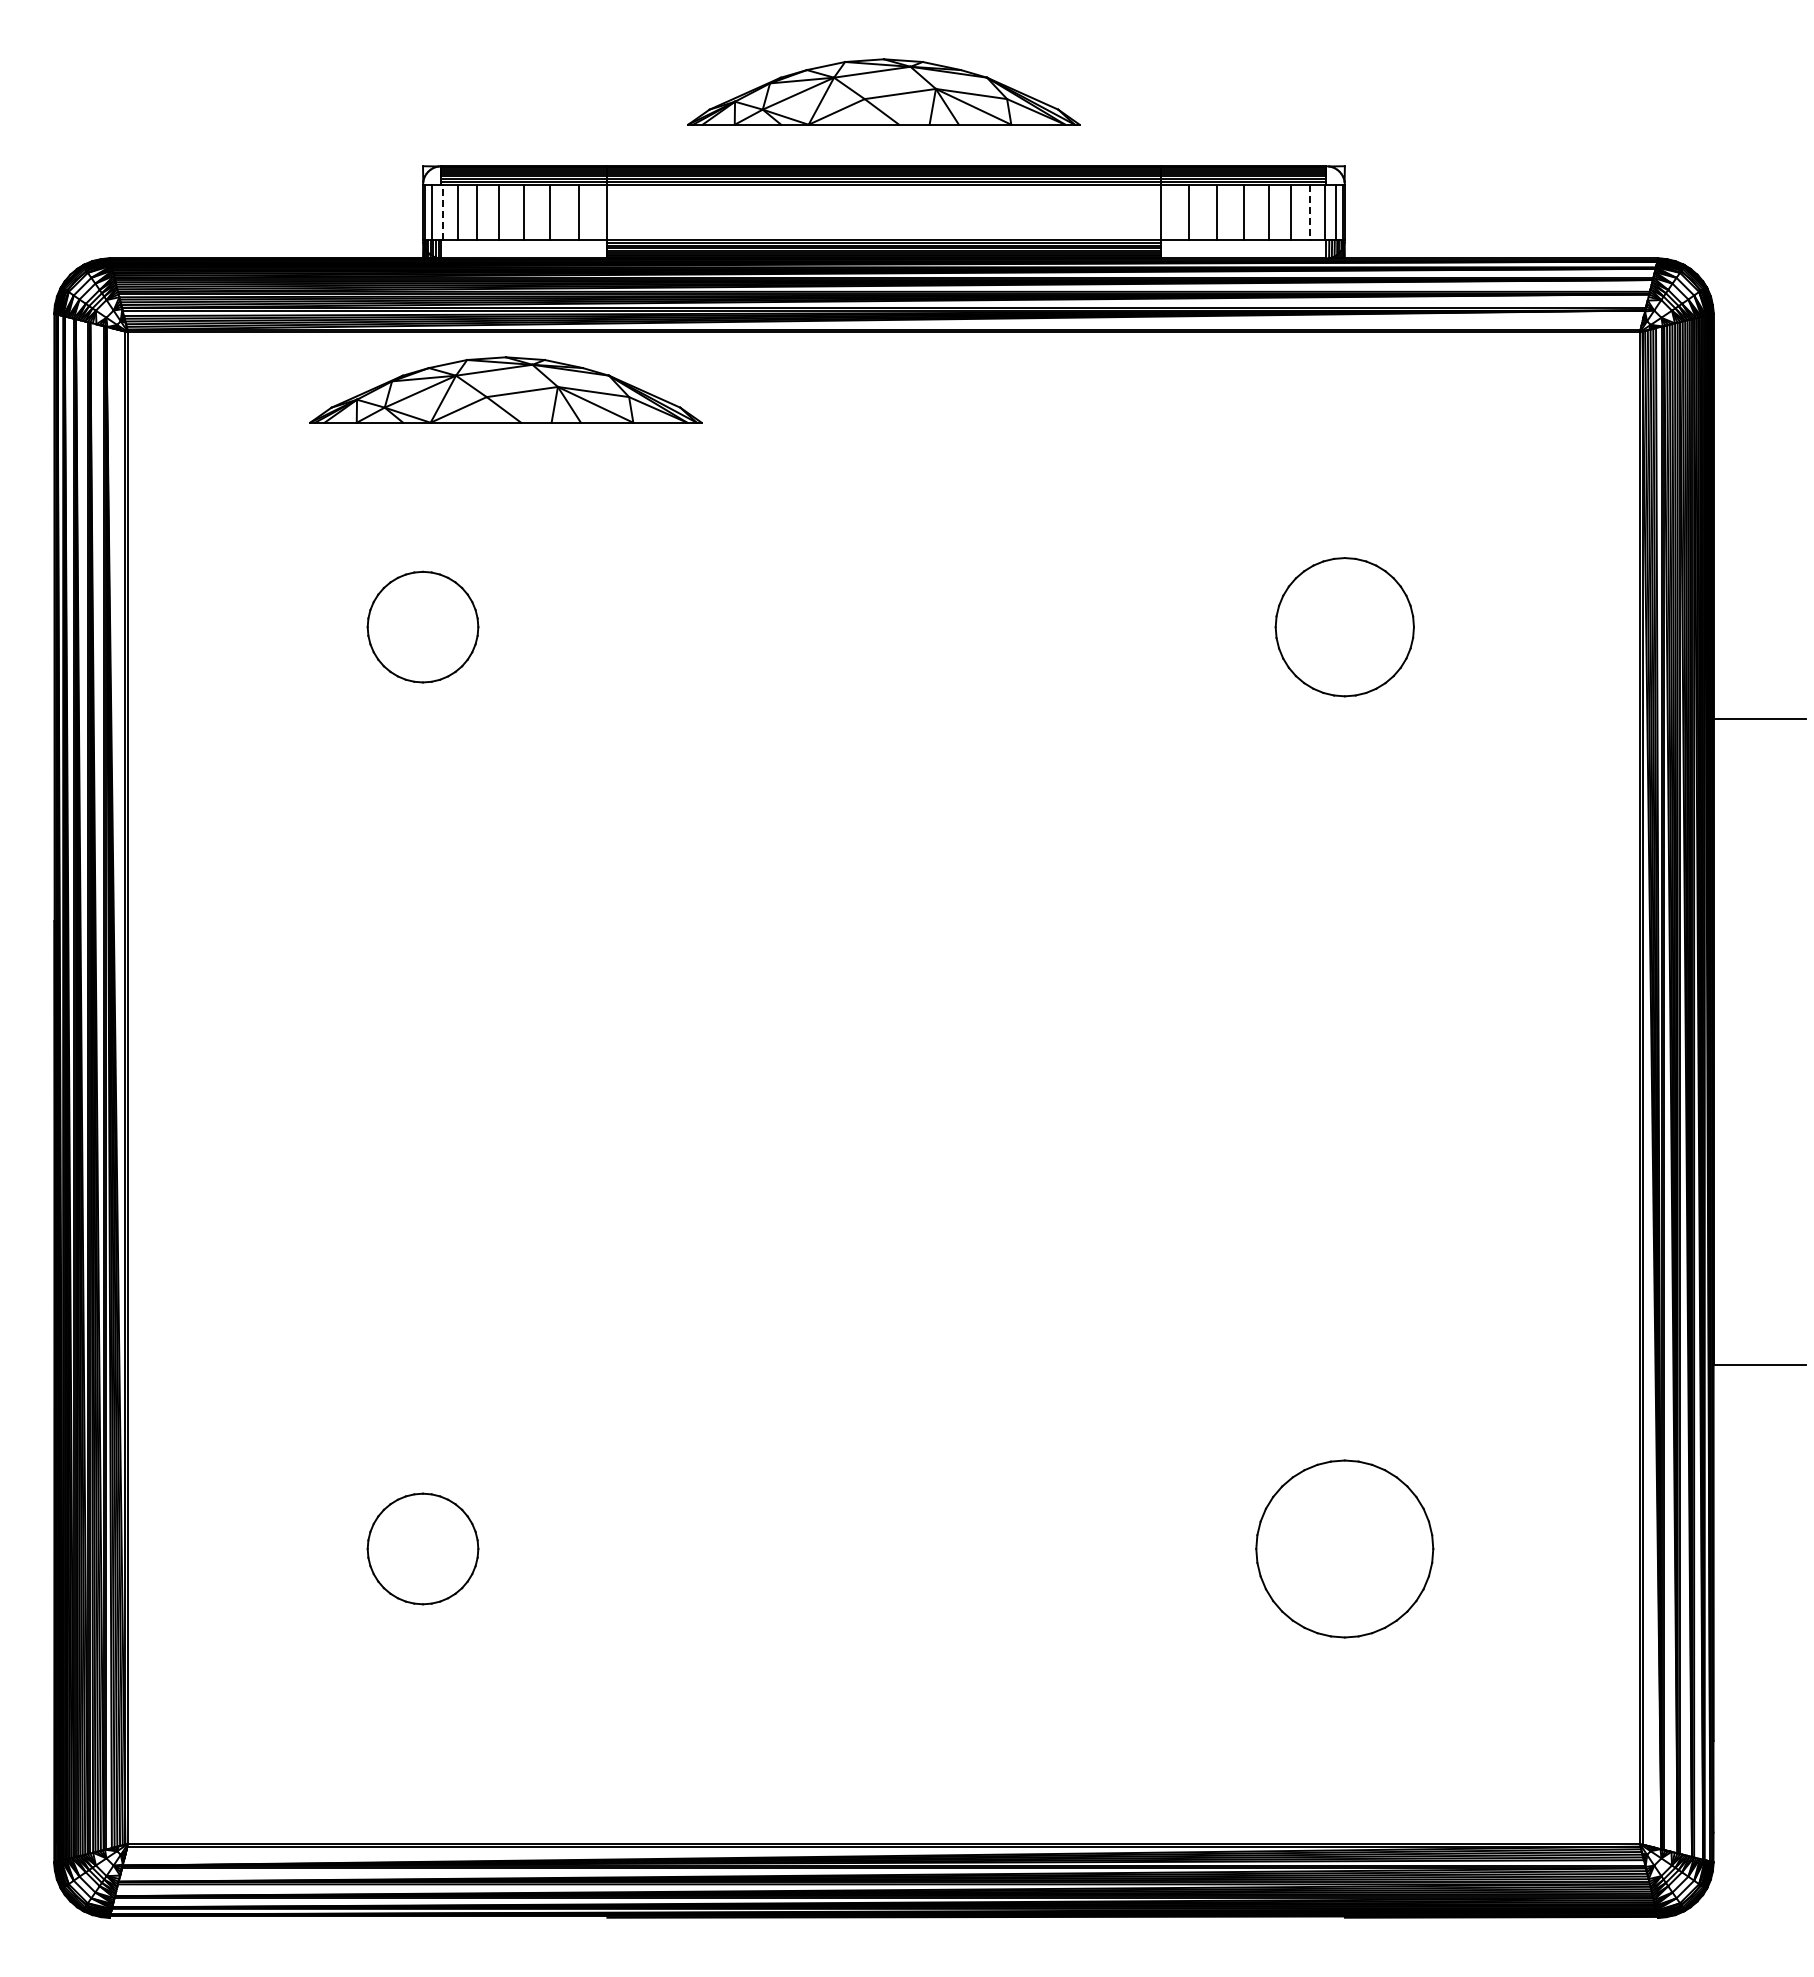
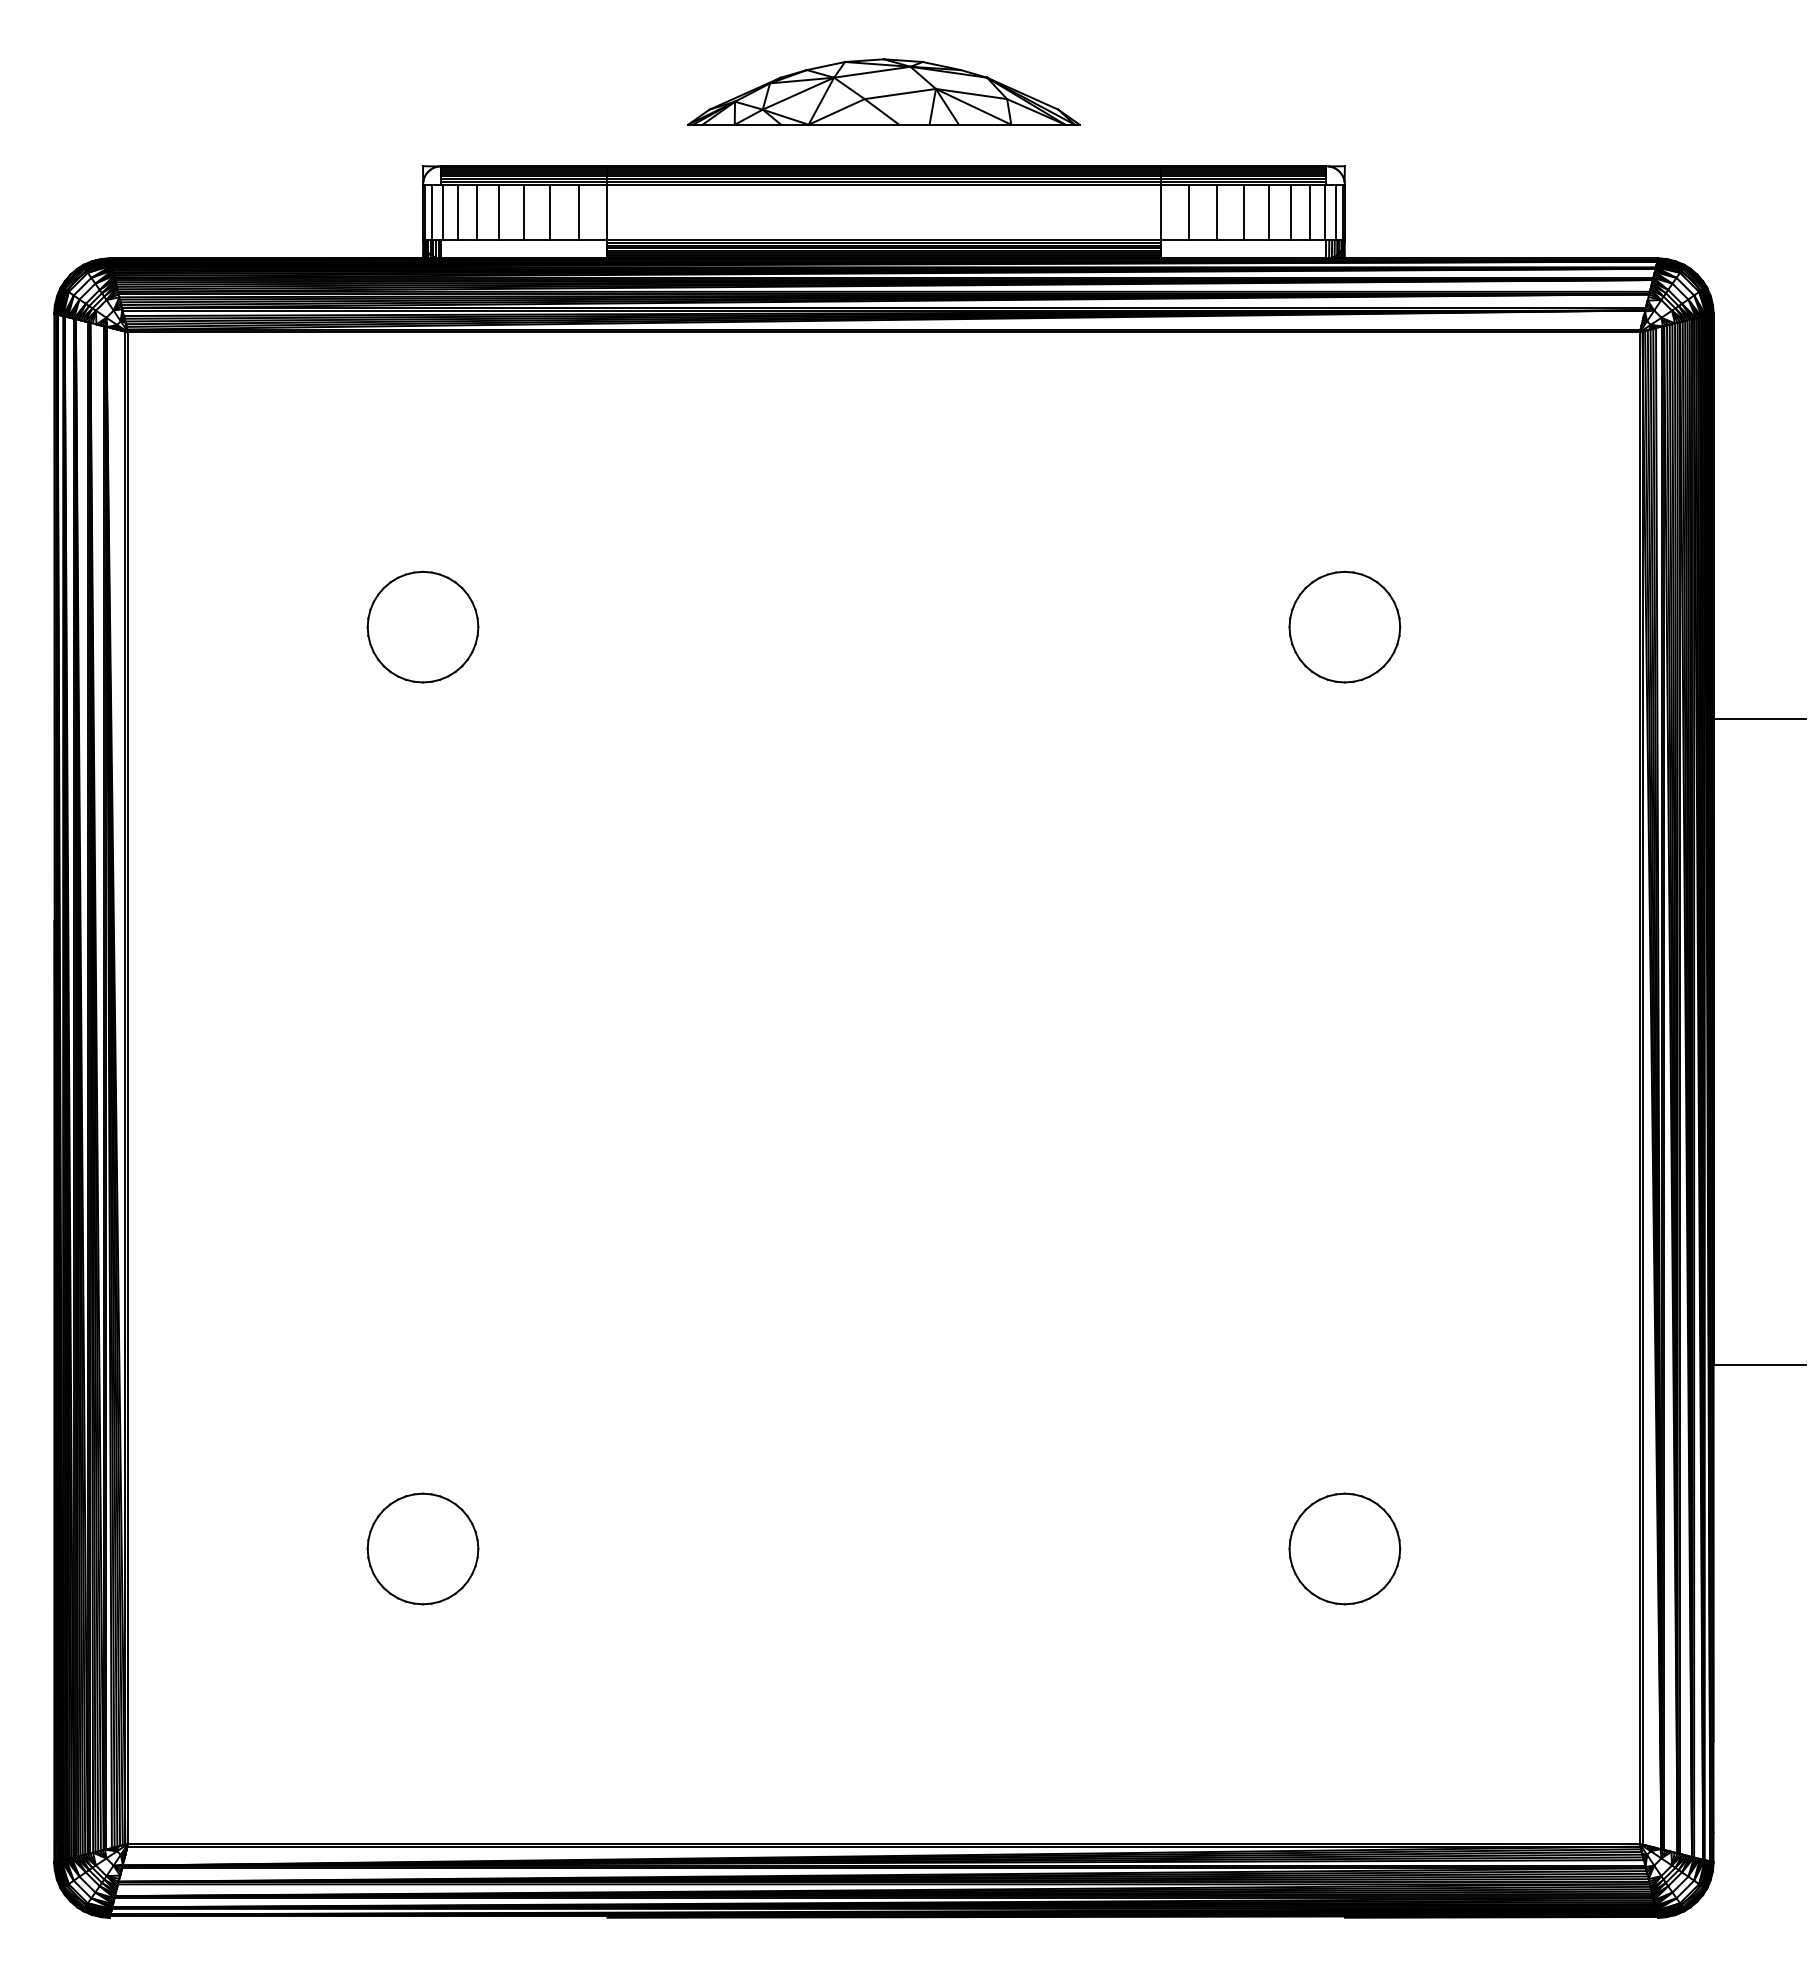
line: dashed -> solid (443, 212)
line: dashed -> solid (1309, 212)
part: present -> none (505, 389)
part size: 141x141 px -> 114x114 px (1344, 626)
part size: 180x180 px -> 114x114 px (1344, 1548)
